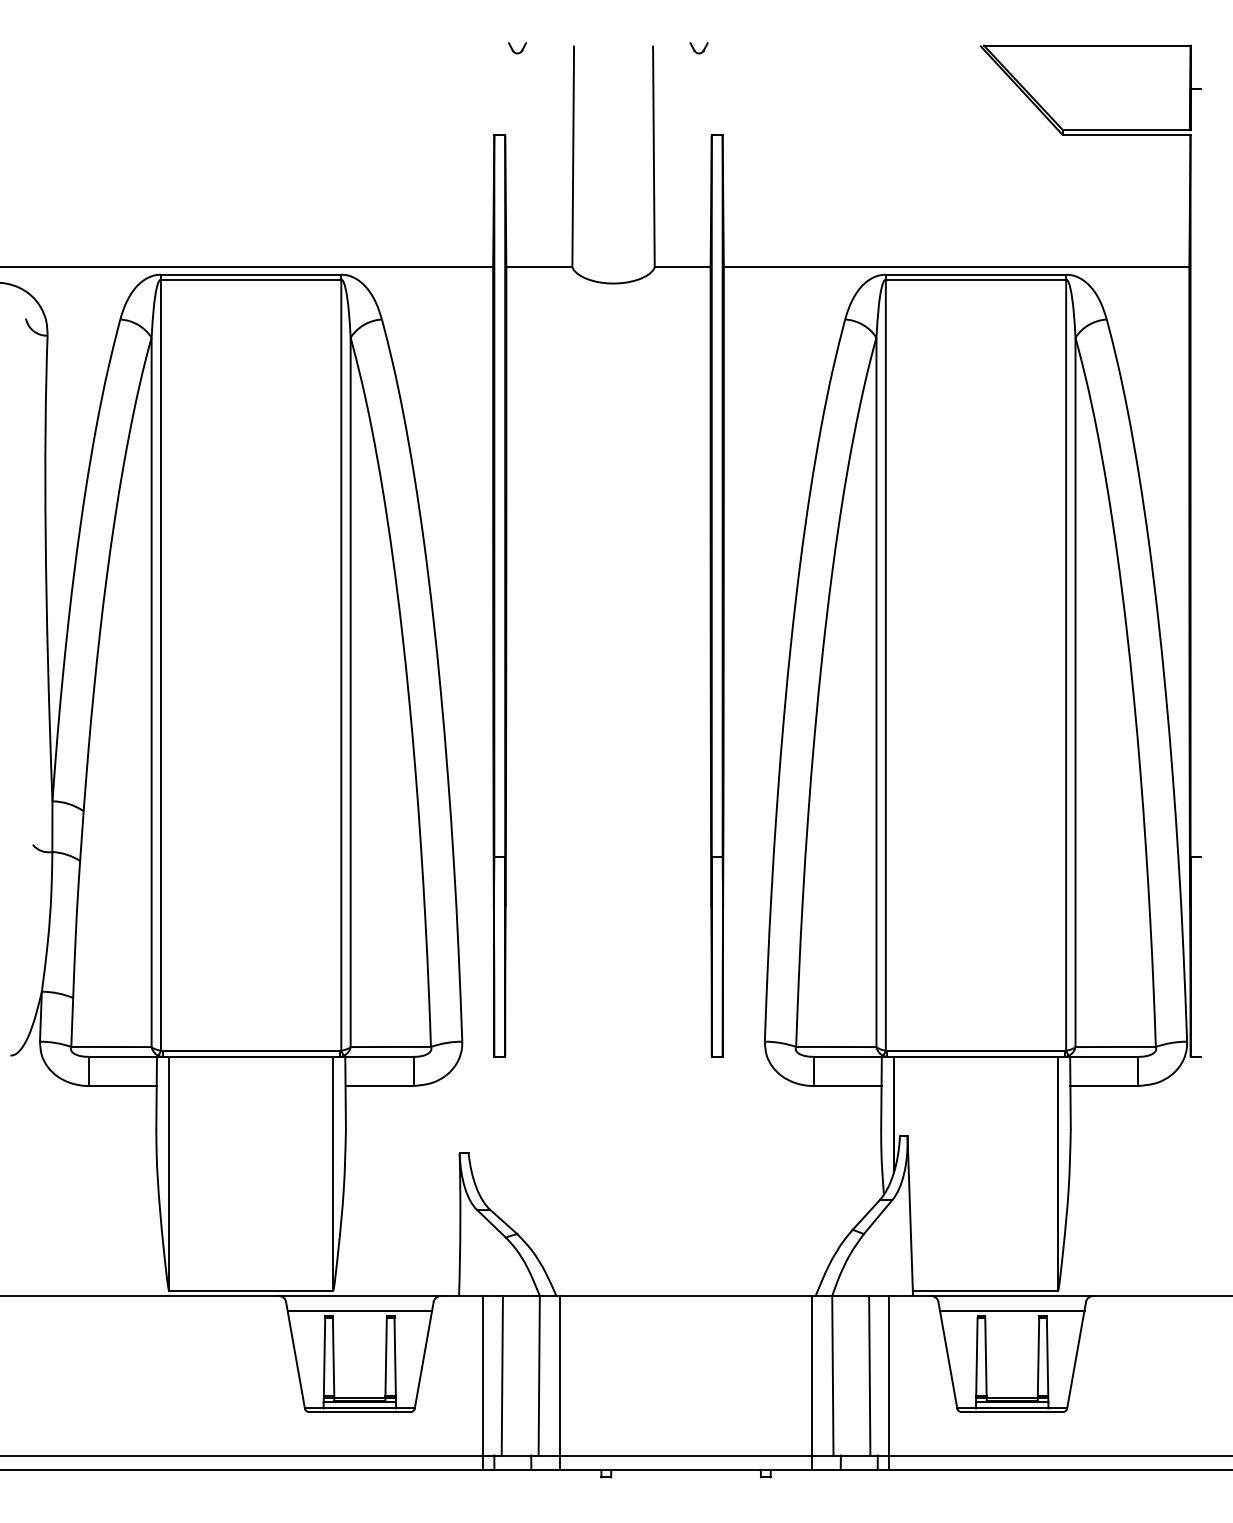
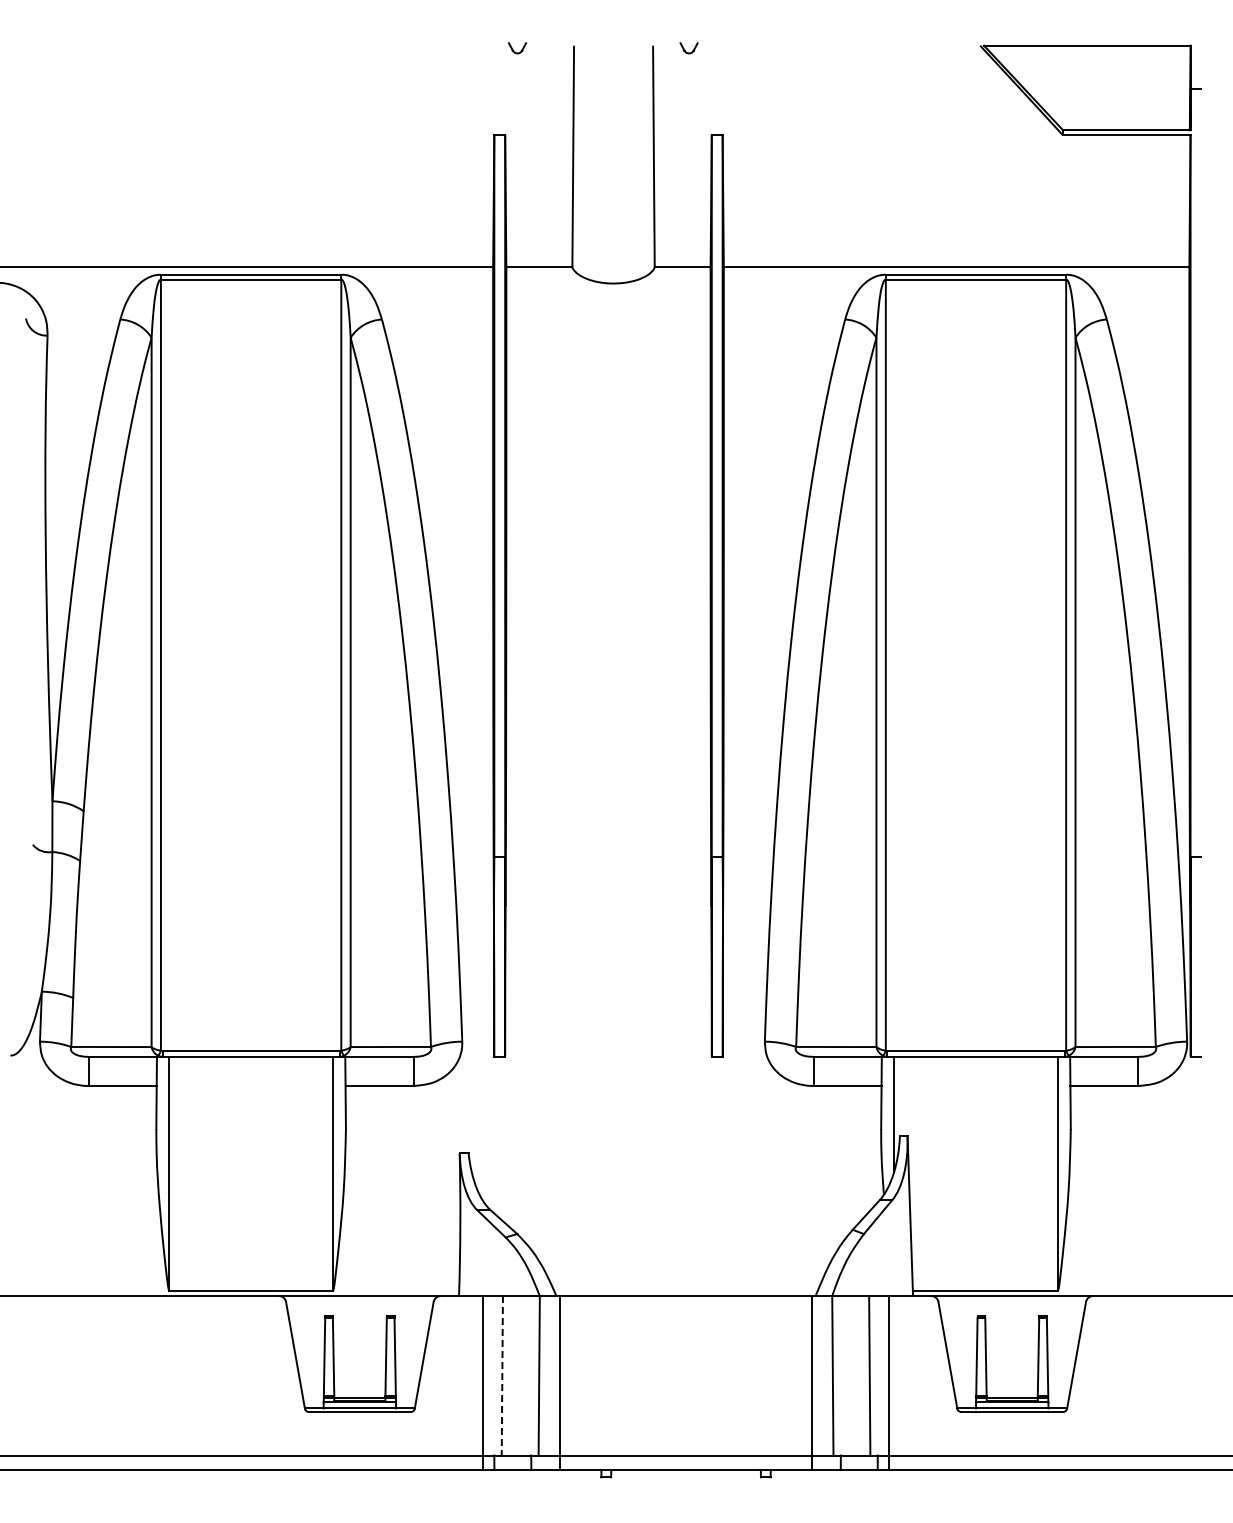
part position: (698, 48) -> (688, 48) (688, 48)
line: present -> none (359, 1310)
line: present -> none (1011, 1310)
line: solid -> dashed (502, 1375)
